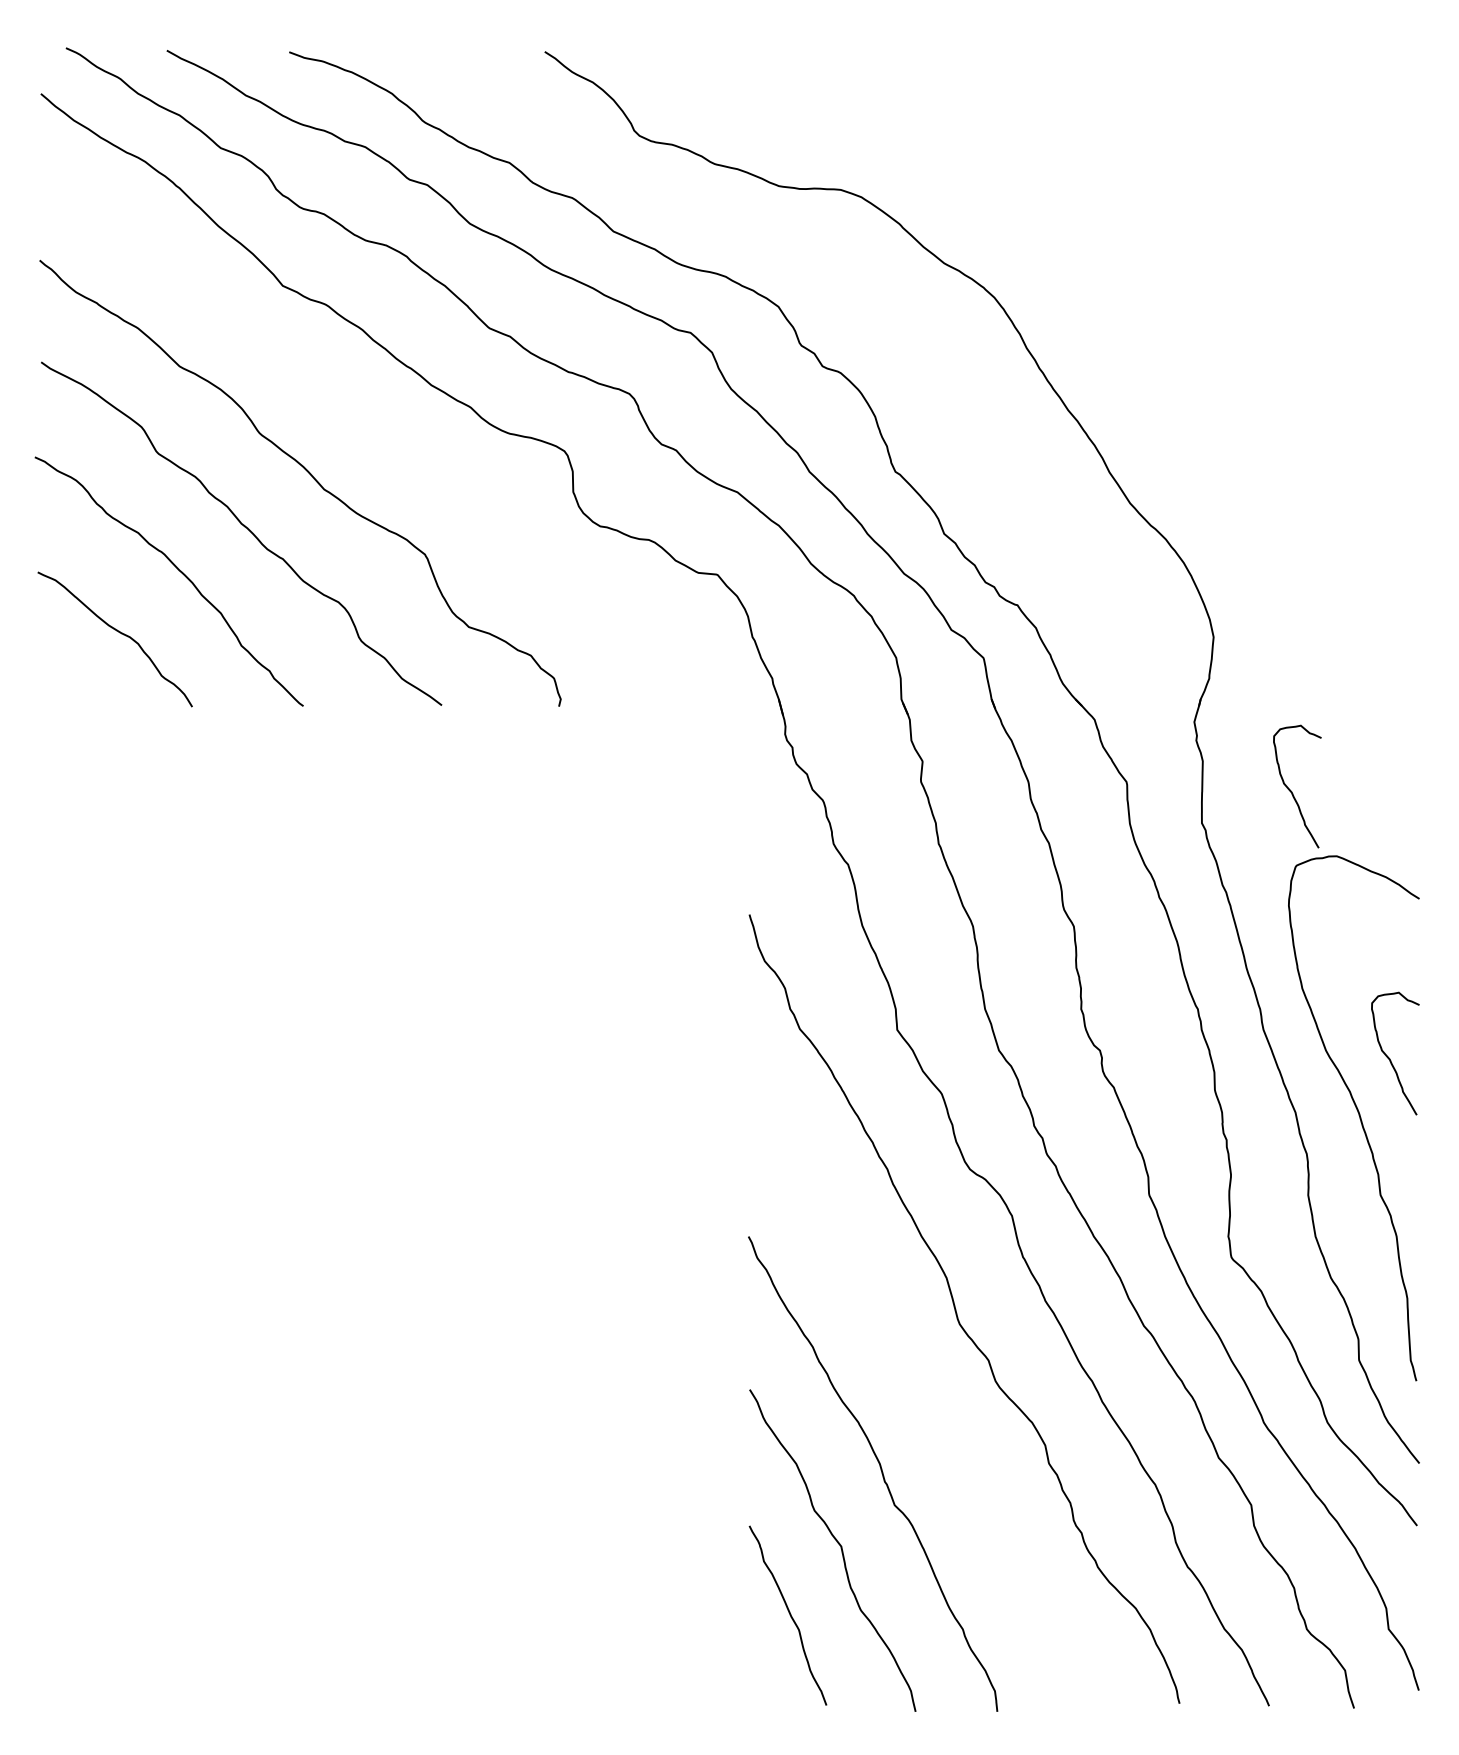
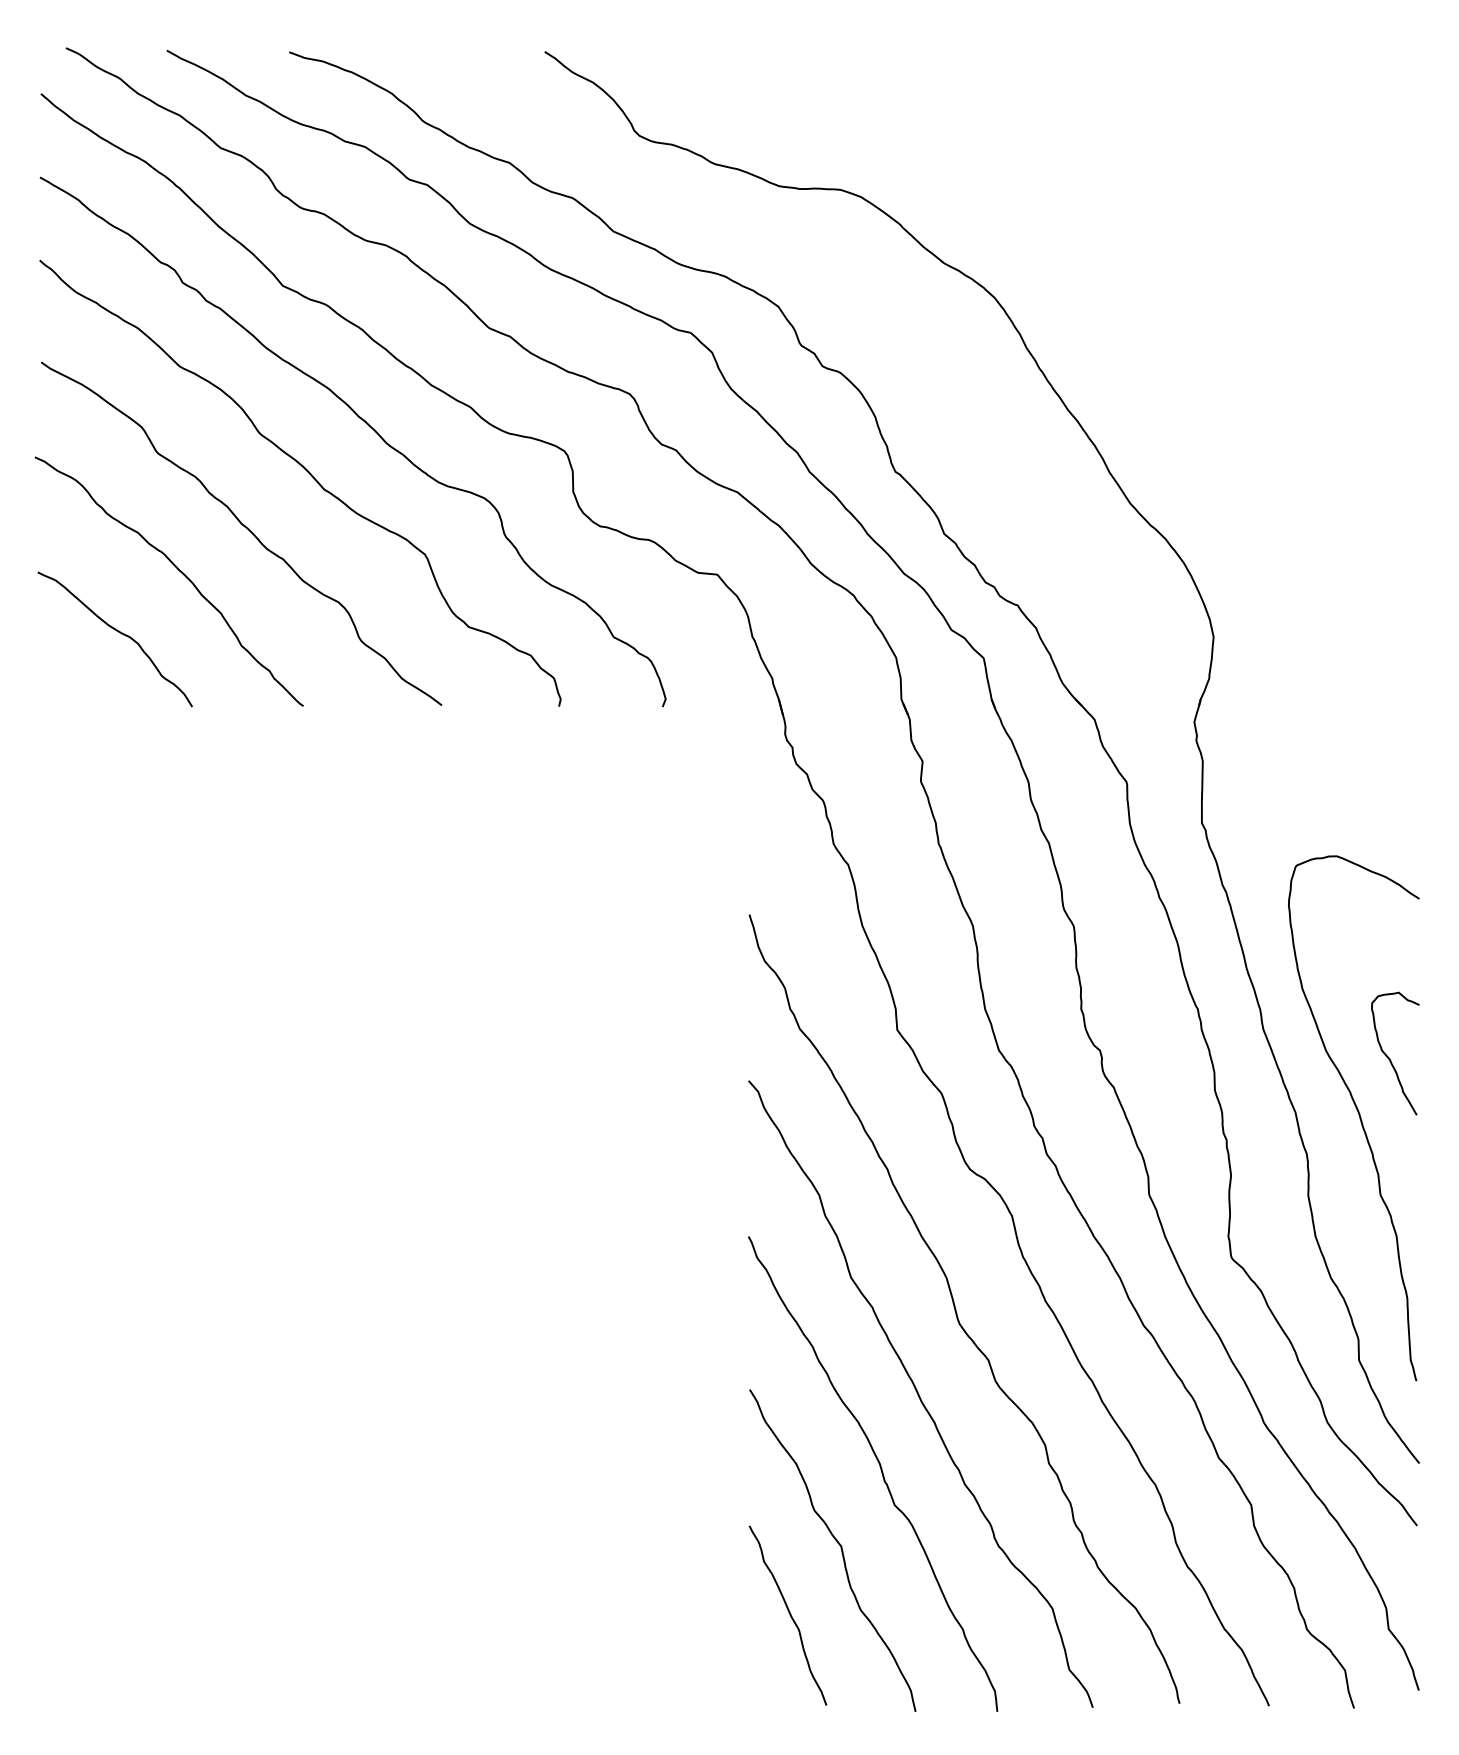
curve: none -> present (367, 425)
curve: present -> none (1292, 791)
curve: none -> present (919, 1394)
